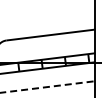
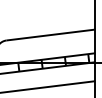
line: dashed -> solid (47, 87)
